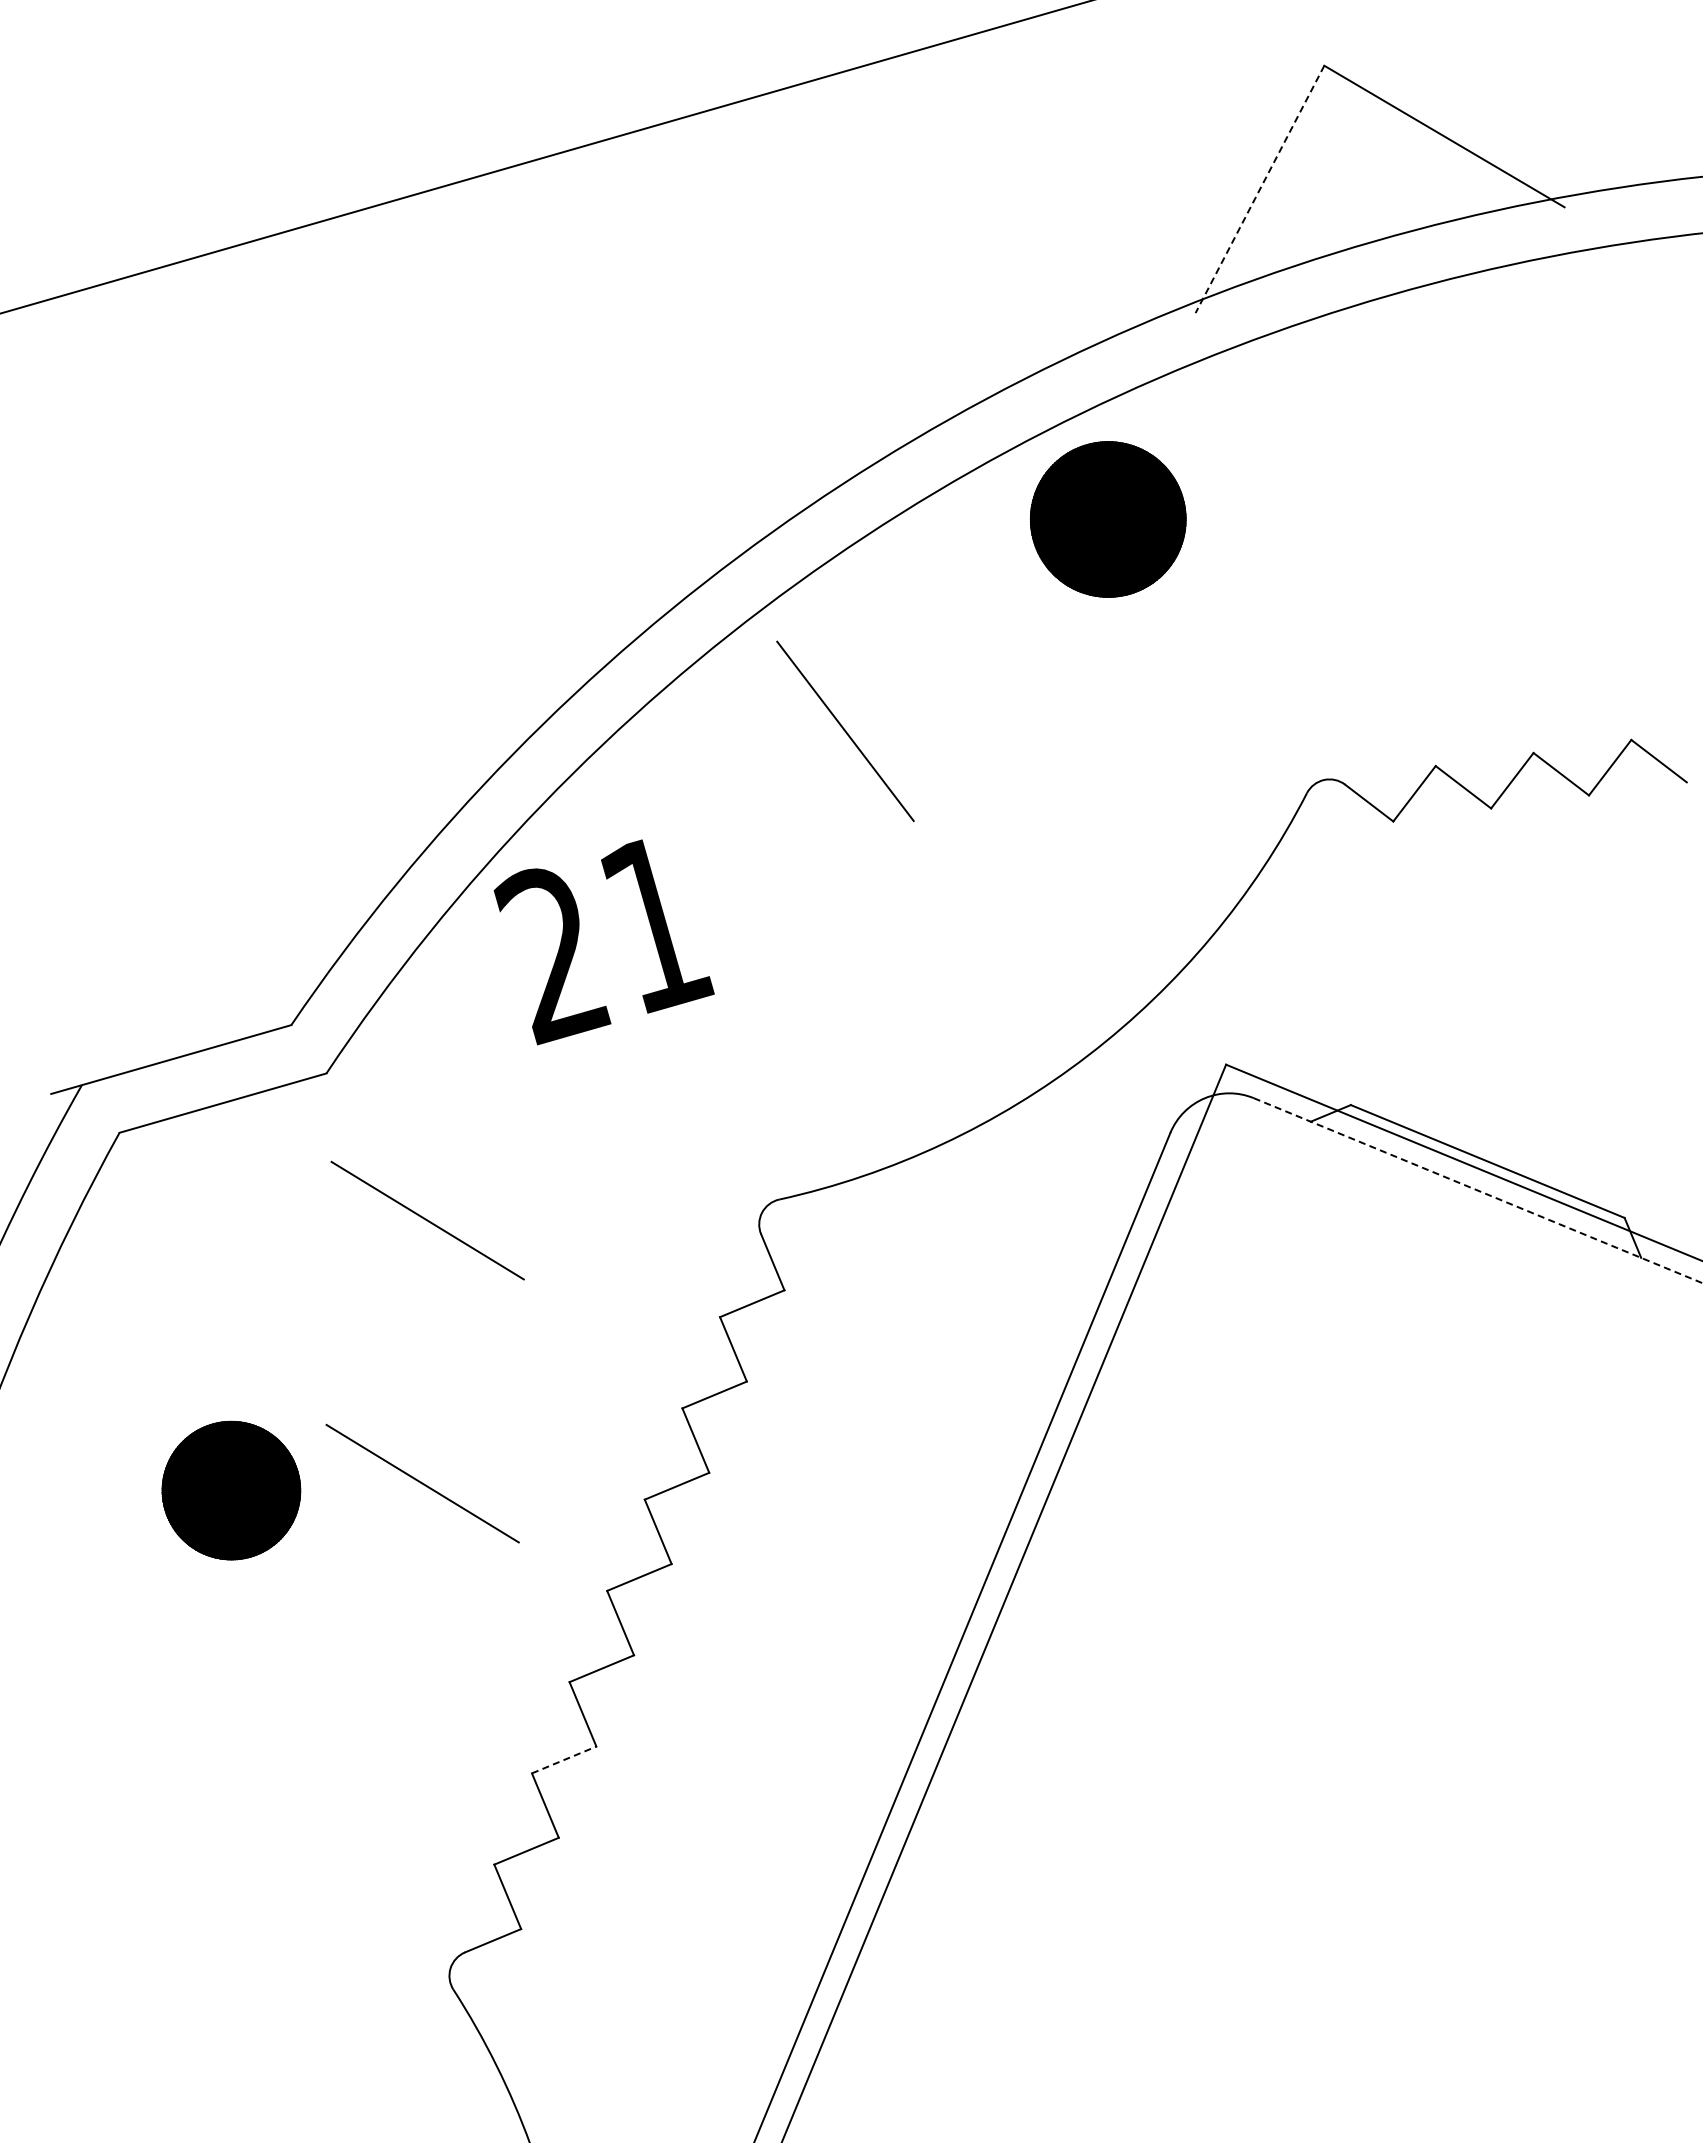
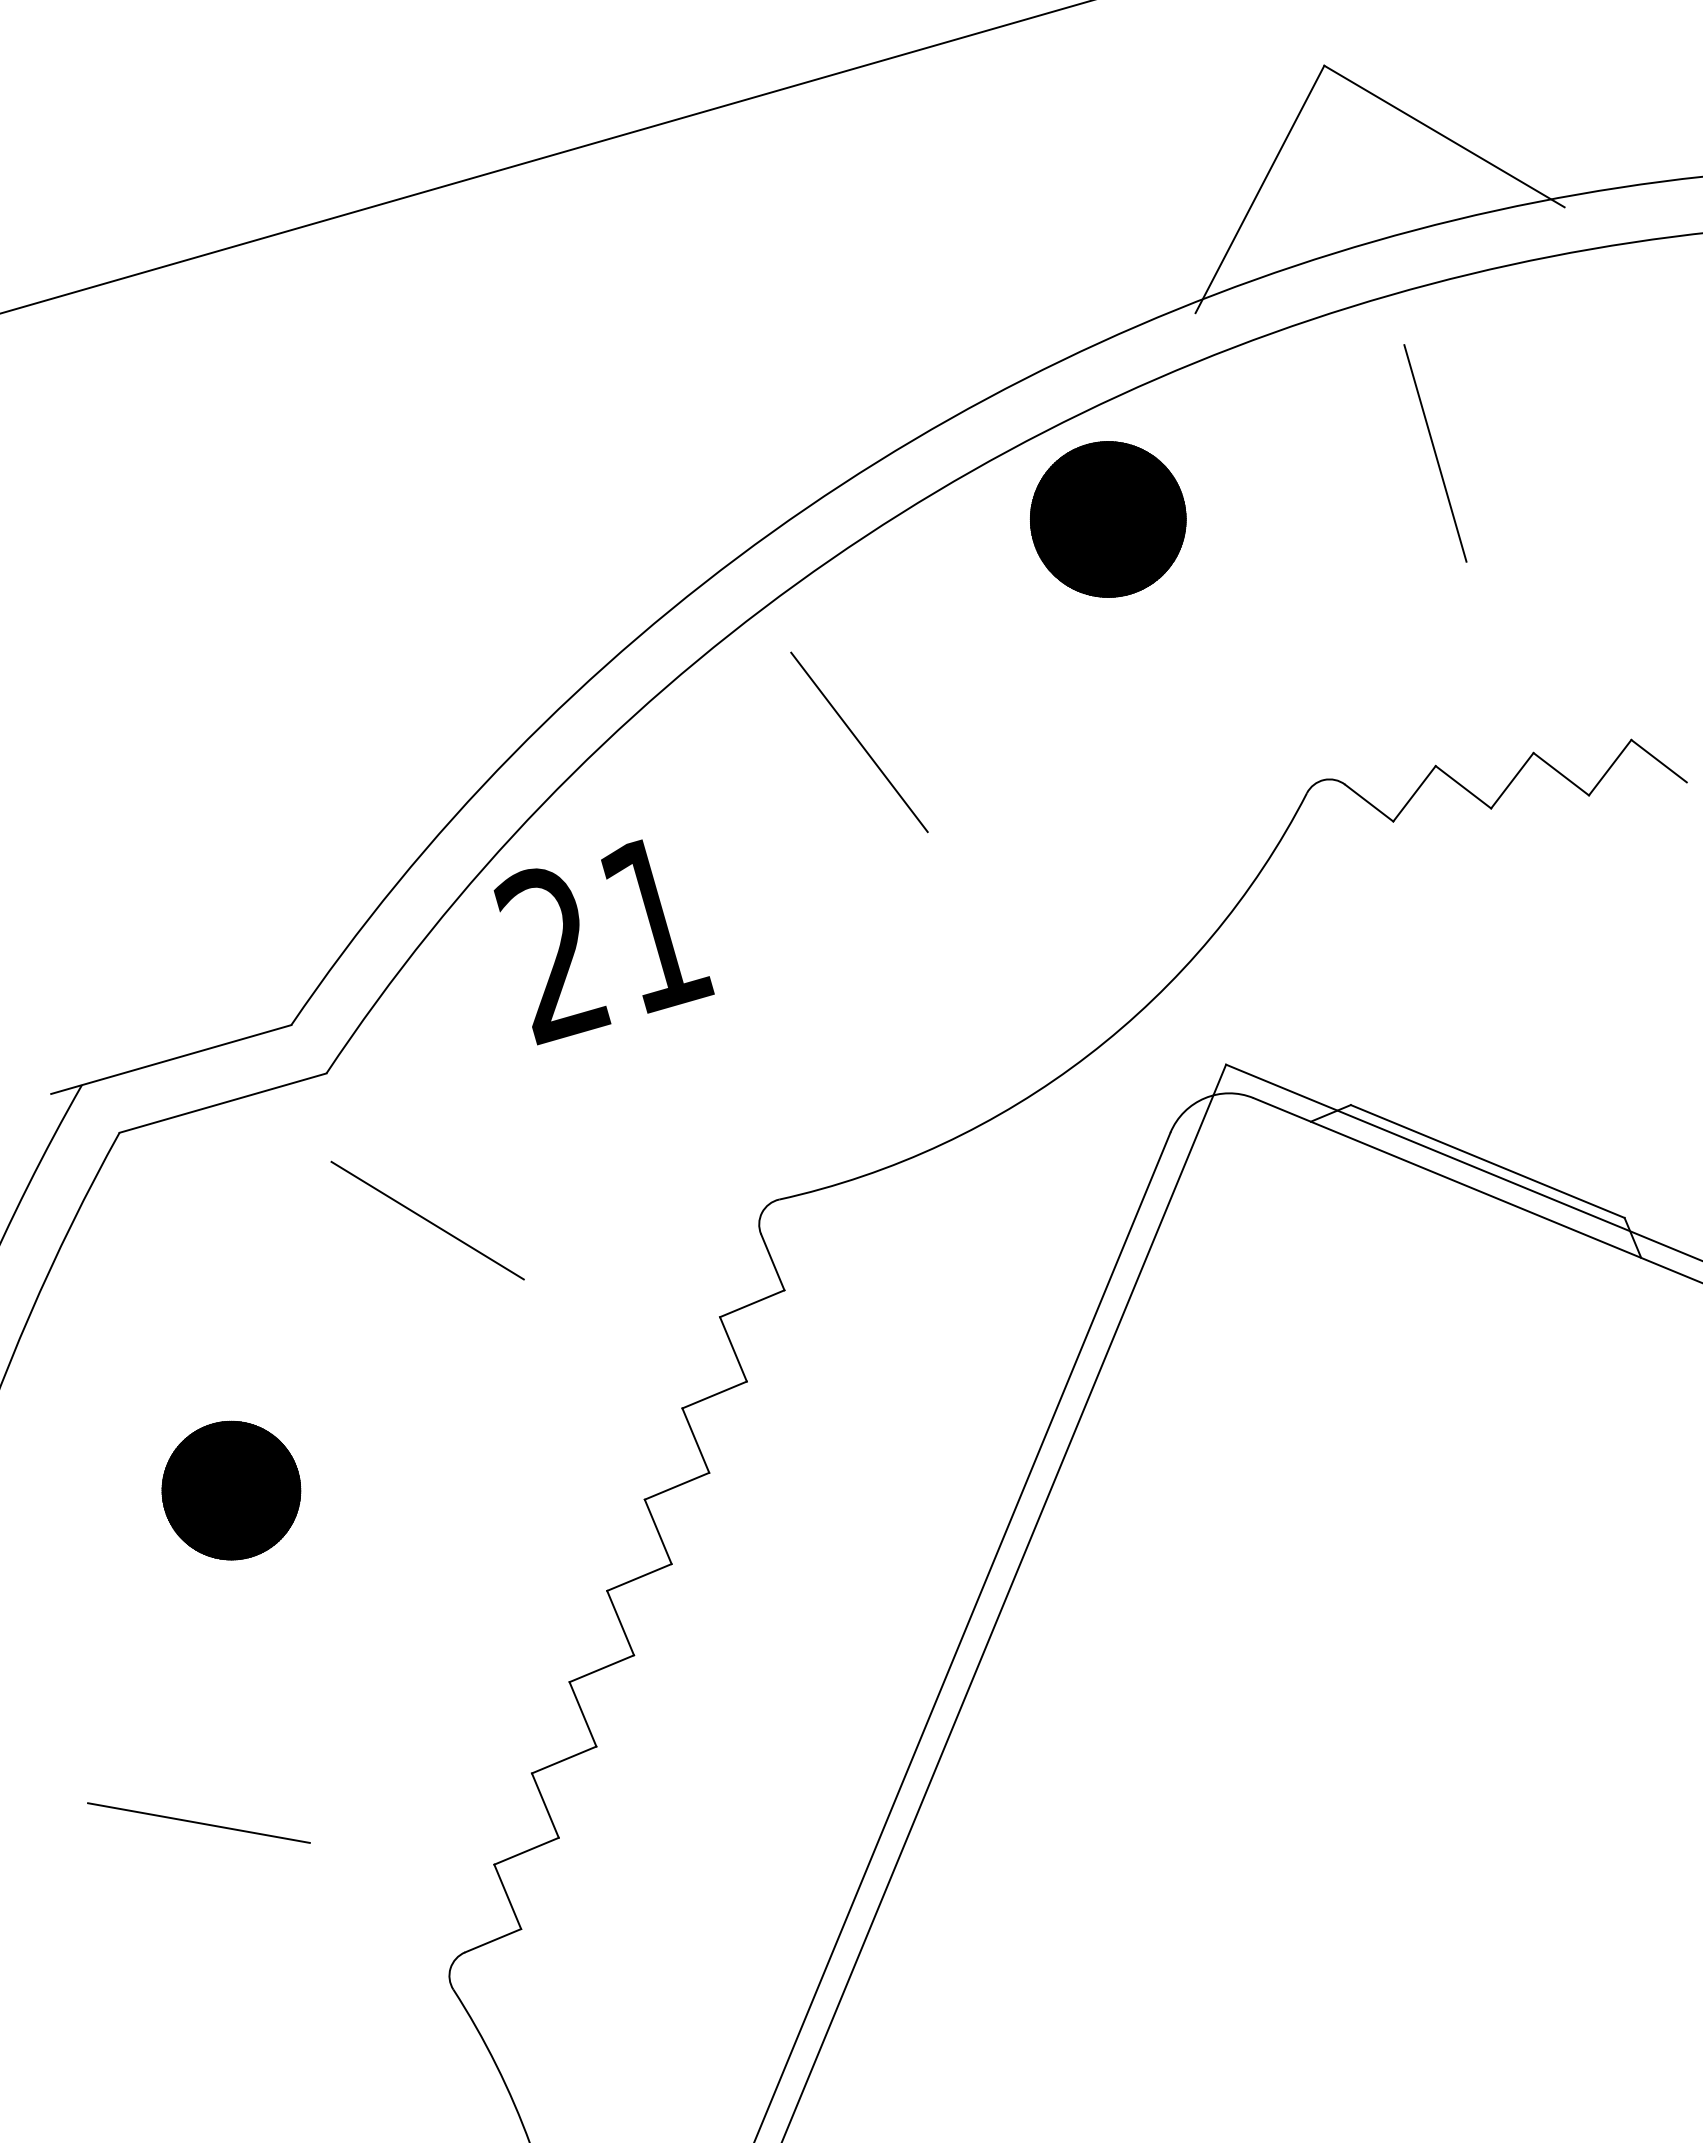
line: dashed -> solid (1259, 189)
line: none -> present (1435, 453)
line position: (845, 731) -> (859, 742) (859, 742)
line: dashed -> solid (1477, 1190)
line: present -> none (422, 1483)
line: dashed -> solid (564, 1759)
line: none -> present (198, 1822)
